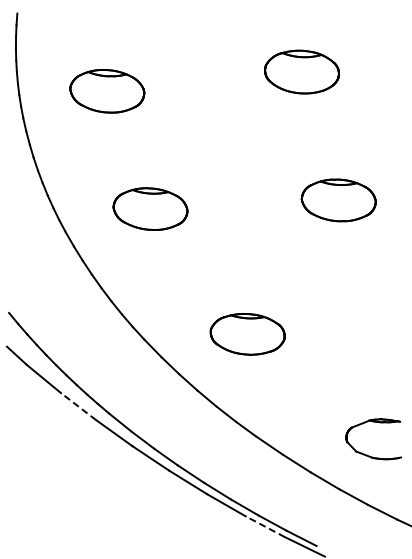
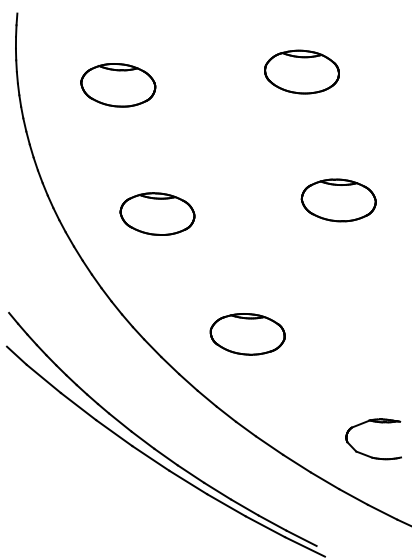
part position: (107, 91) -> (118, 85) (118, 85)
part position: (150, 208) -> (157, 213) (157, 213)
line: dashed -> solid (78, 406)
line: dashed -> solid (264, 526)
